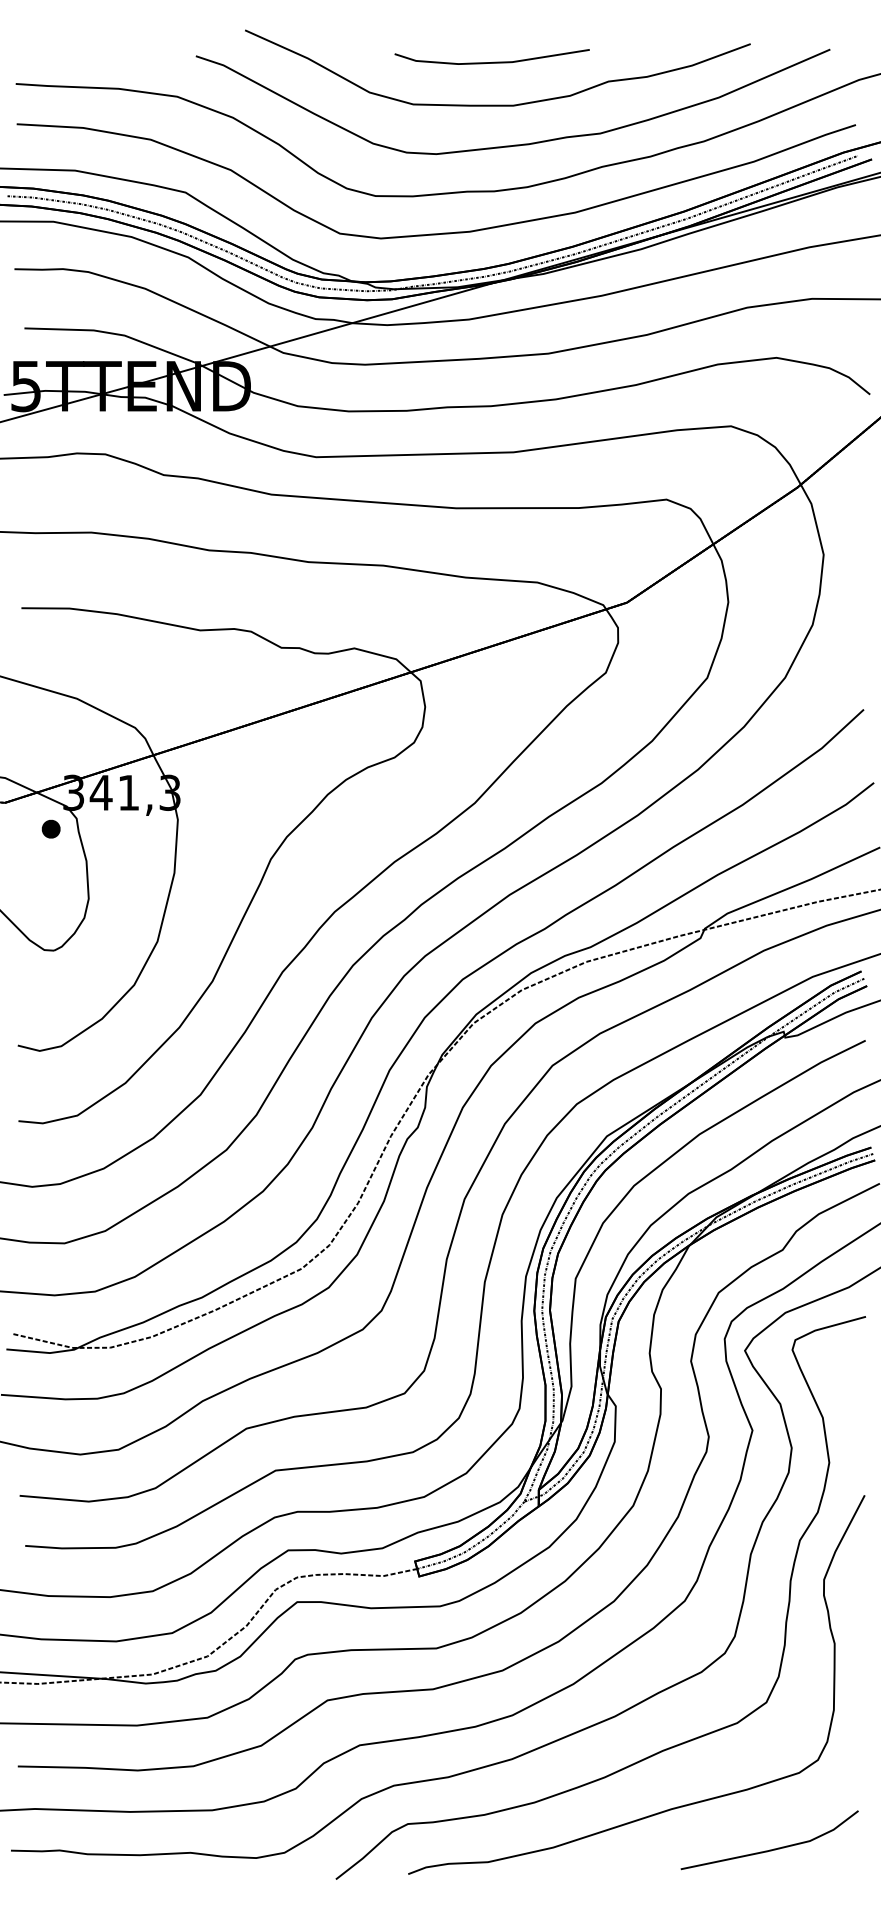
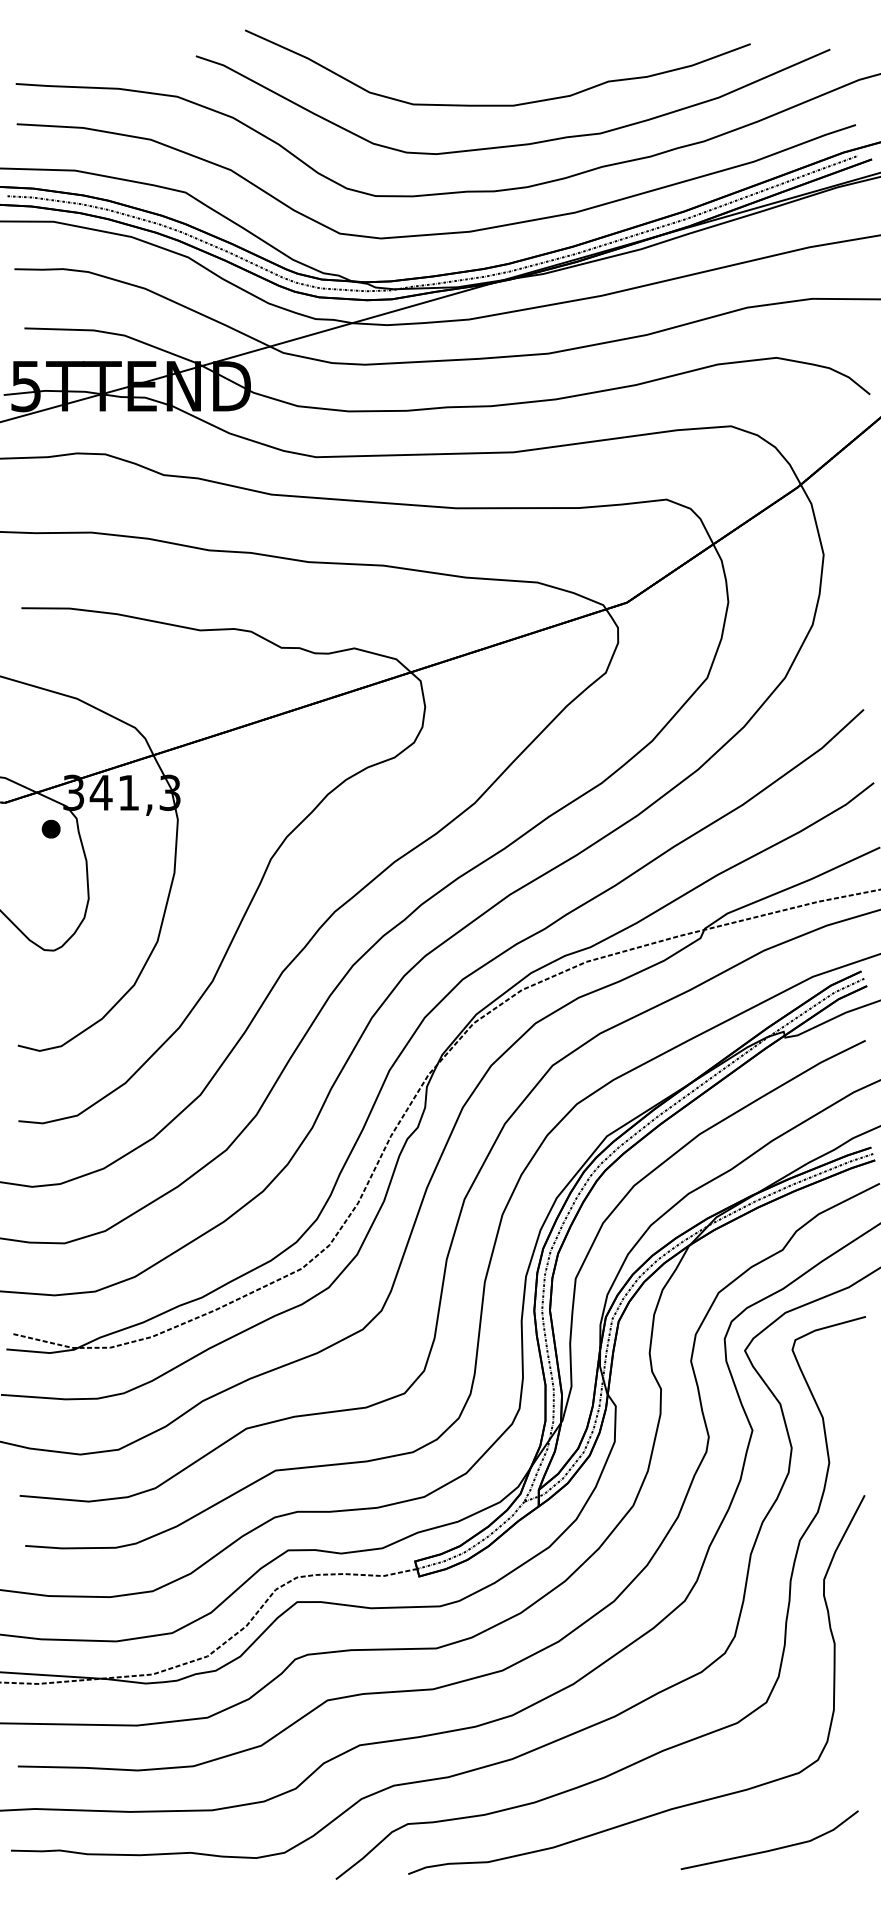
line: present -> none (493, 61)
